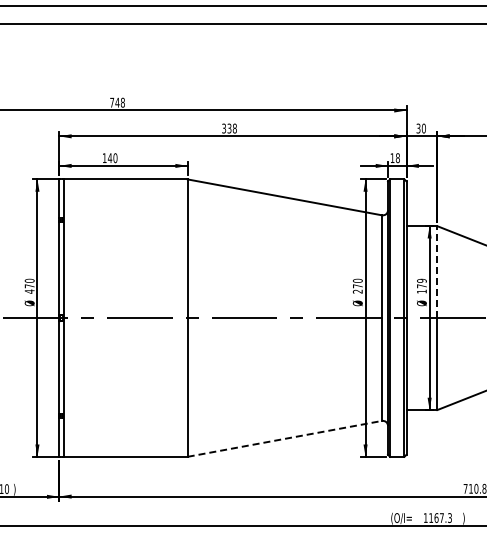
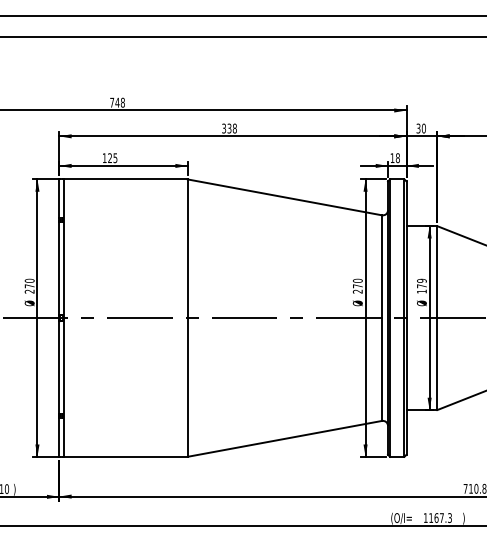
line position: (242, 6) -> (242, 16) (242, 16)
line position: (242, 23) -> (242, 36) (242, 36)
text: 140 -> 125 (112, 158)
line: dashed -> solid (437, 272)
text: 470 -> 270 (29, 291)
line: dashed -> solid (284, 438)
